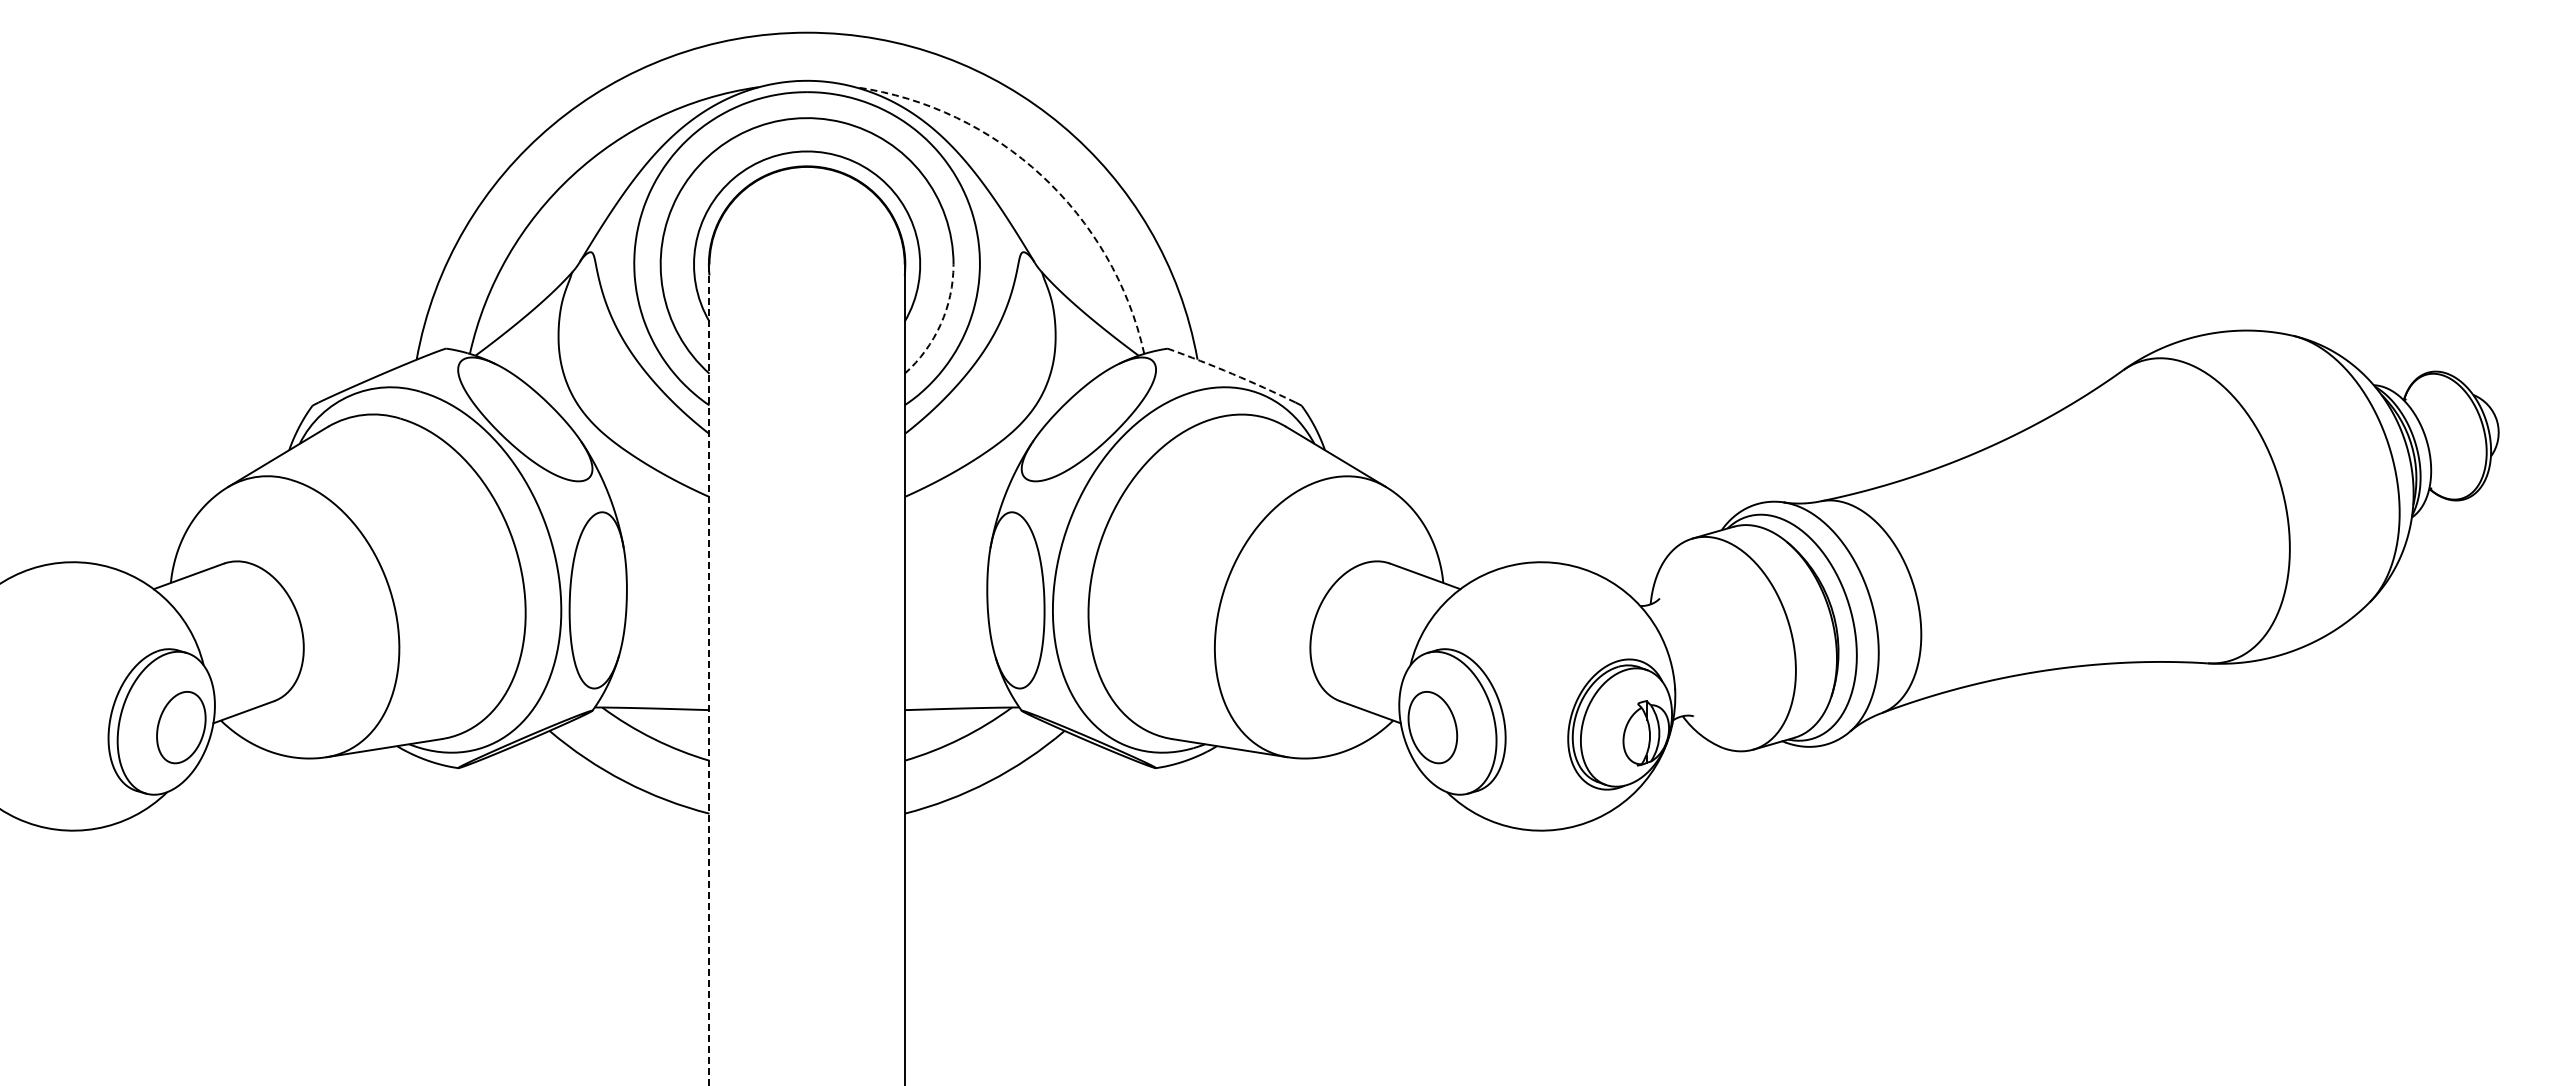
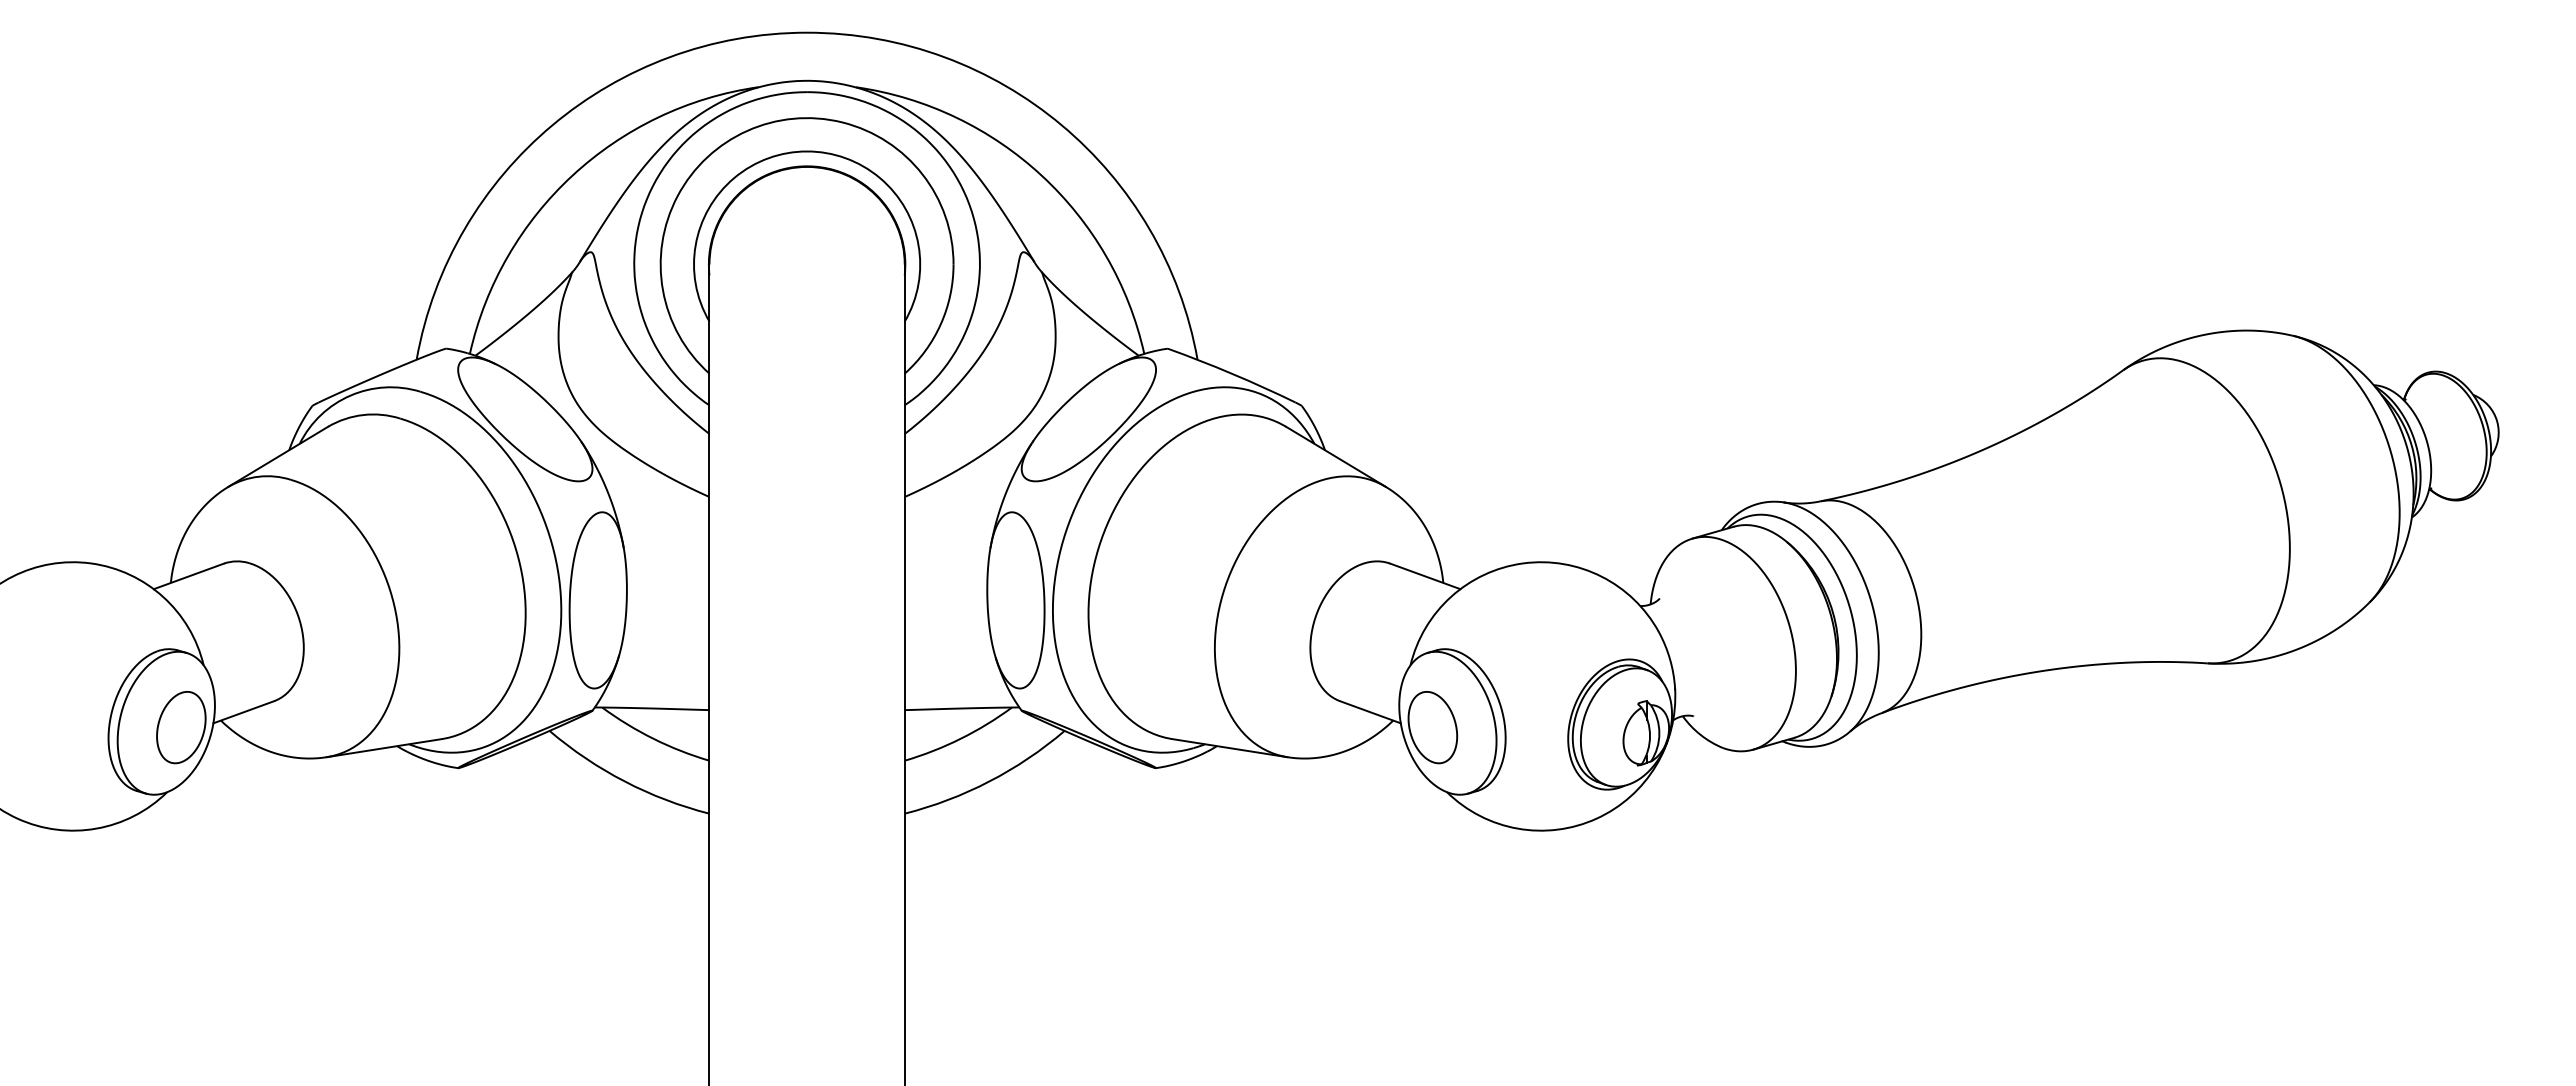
arc: dashed -> solid (1041, 175)
arc: dashed -> solid (940, 324)
arc: dashed -> solid (1232, 373)
line: dashed -> solid (709, 675)
